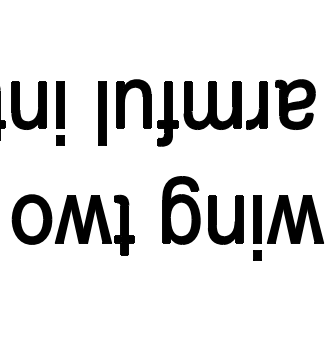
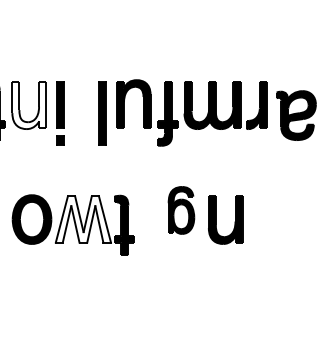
part position: (295, 104) -> (296, 115) (296, 115)
fill: present -> none (29, 105)
part size: 39x69 px -> 29x49 px (181, 210)
fill: present -> none (82, 219)
part: present -> none (288, 227)
